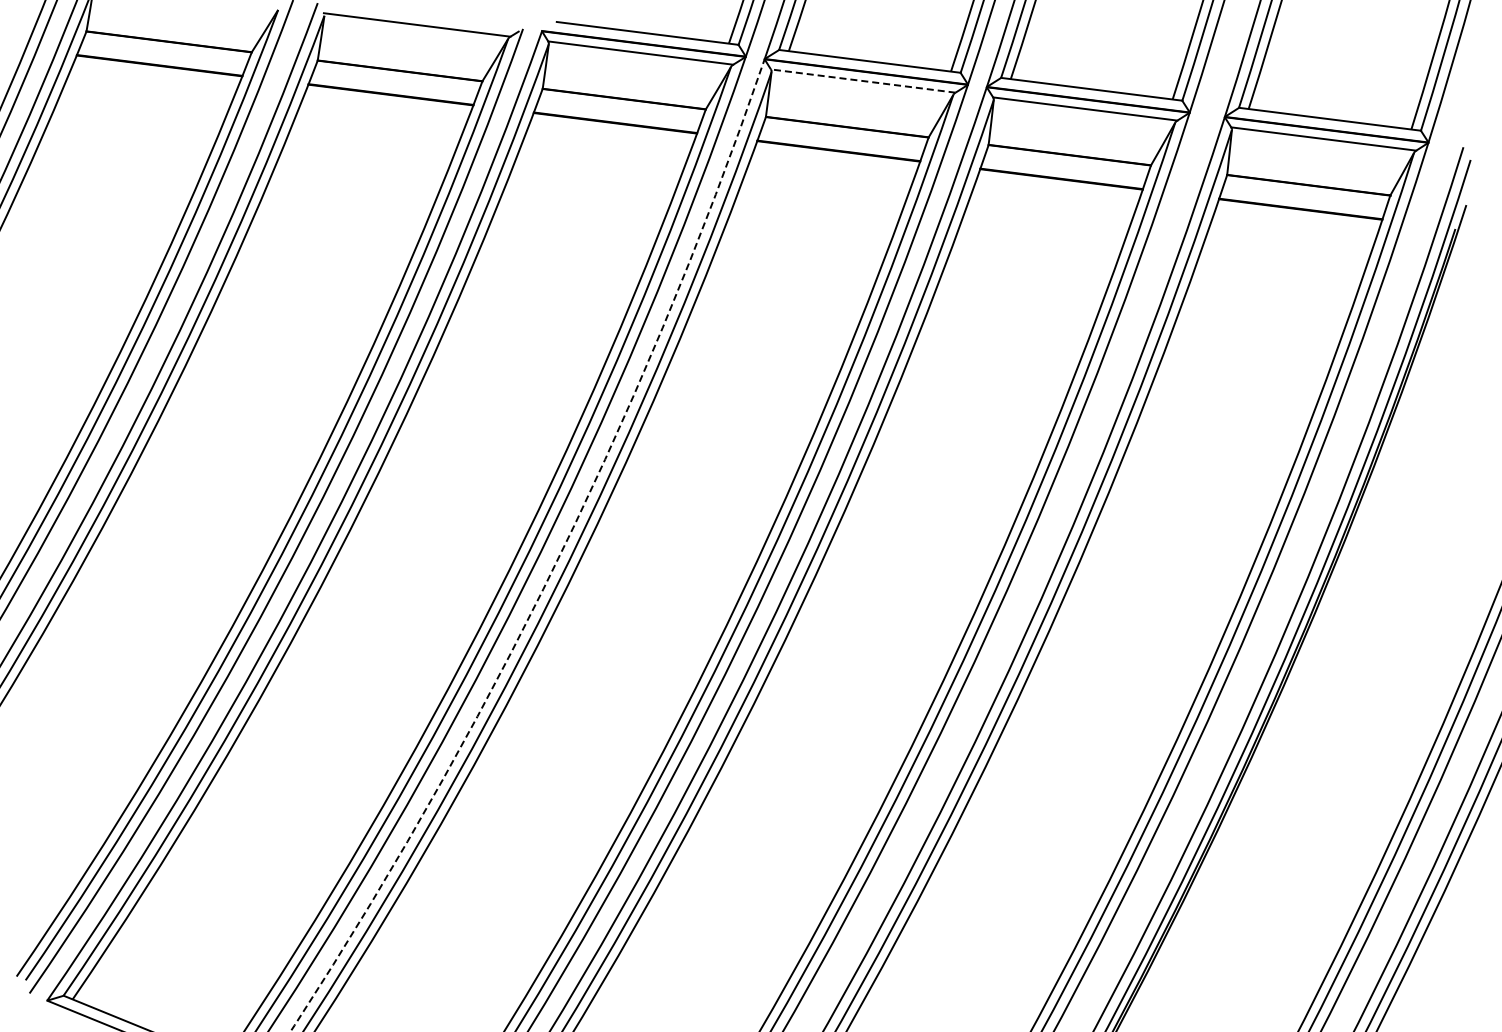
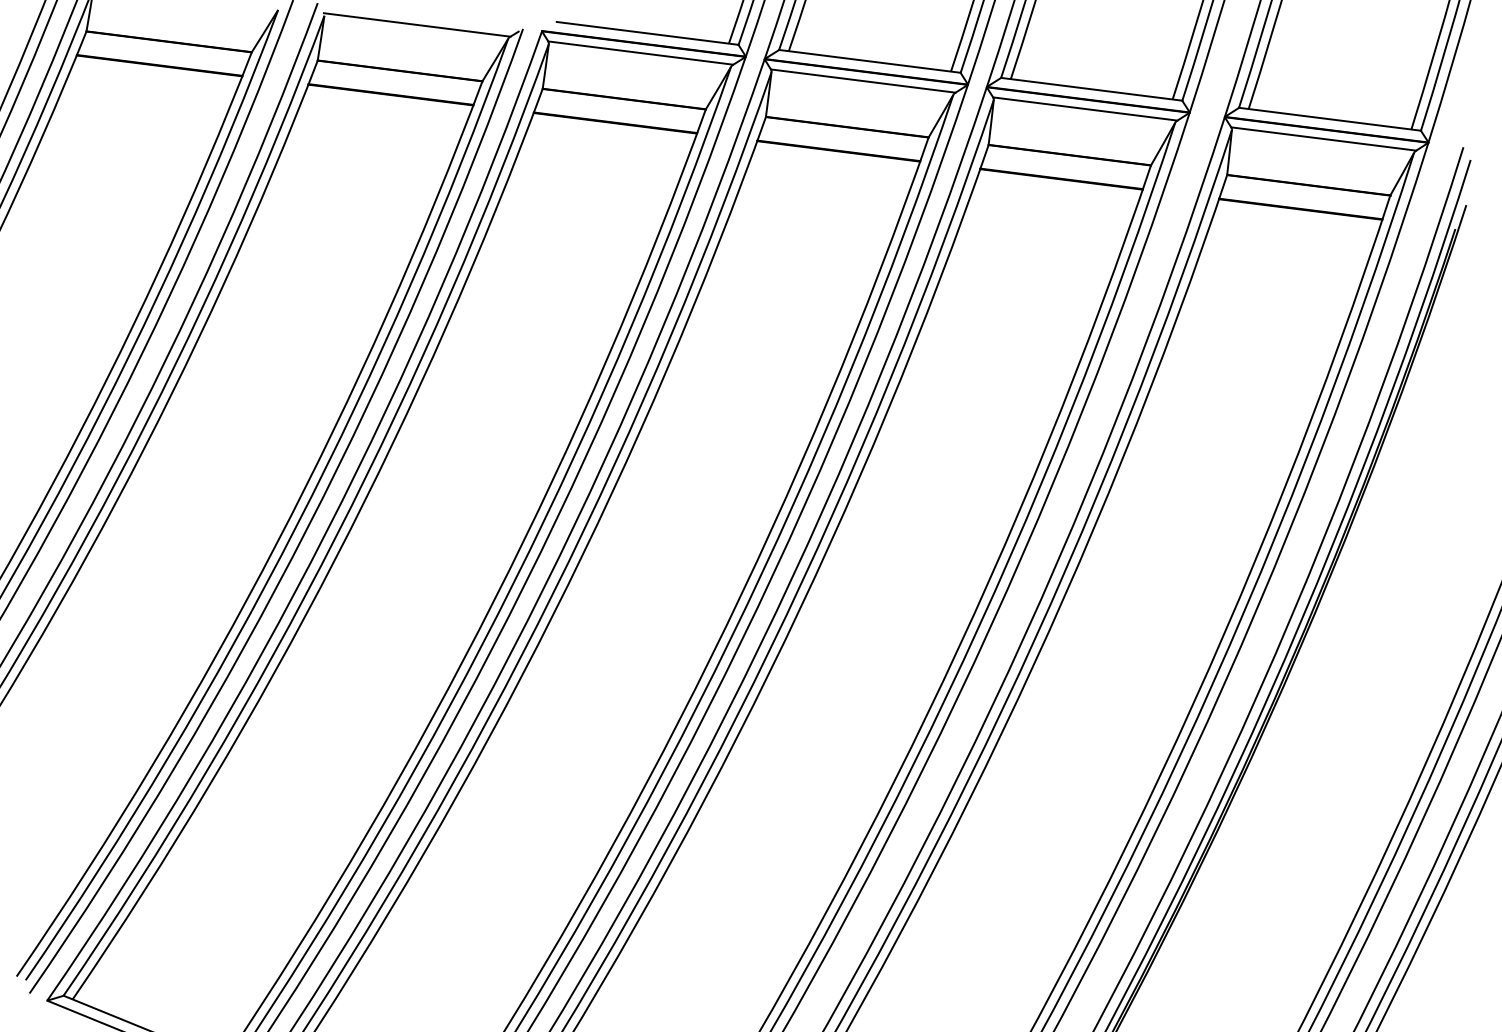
line: dashed -> solid (862, 81)
arc: dashed -> solid (557, 559)
